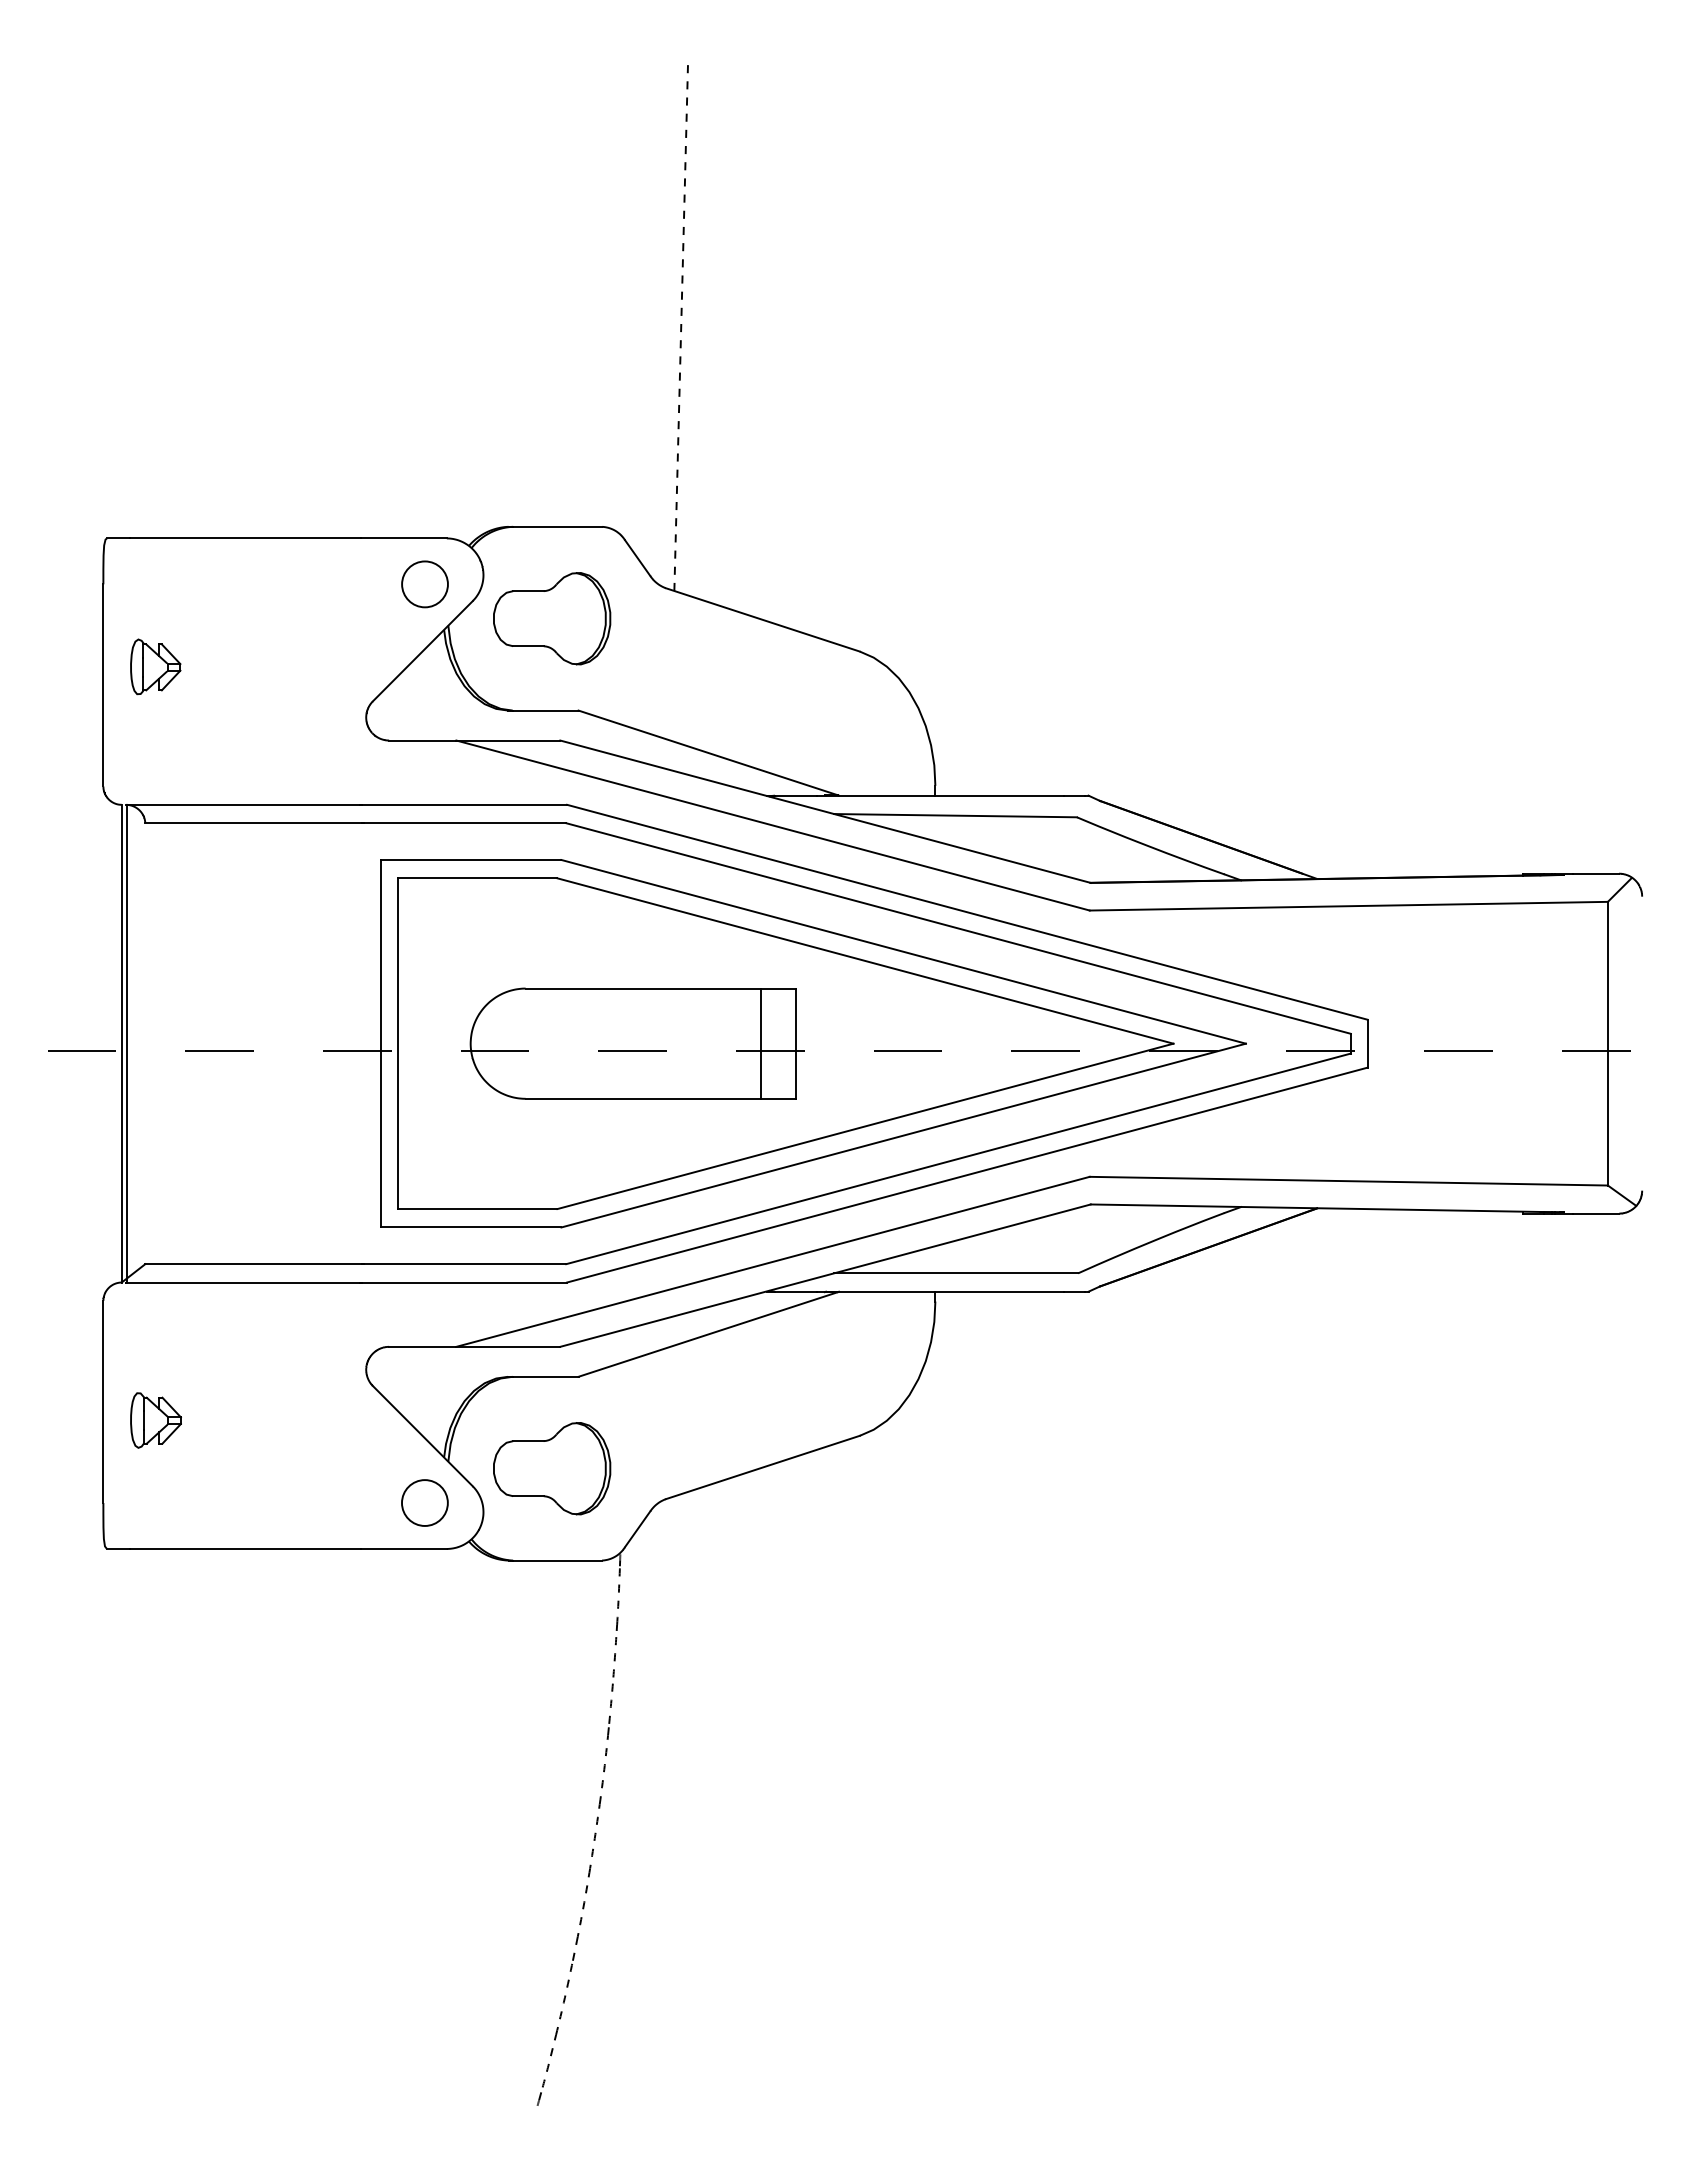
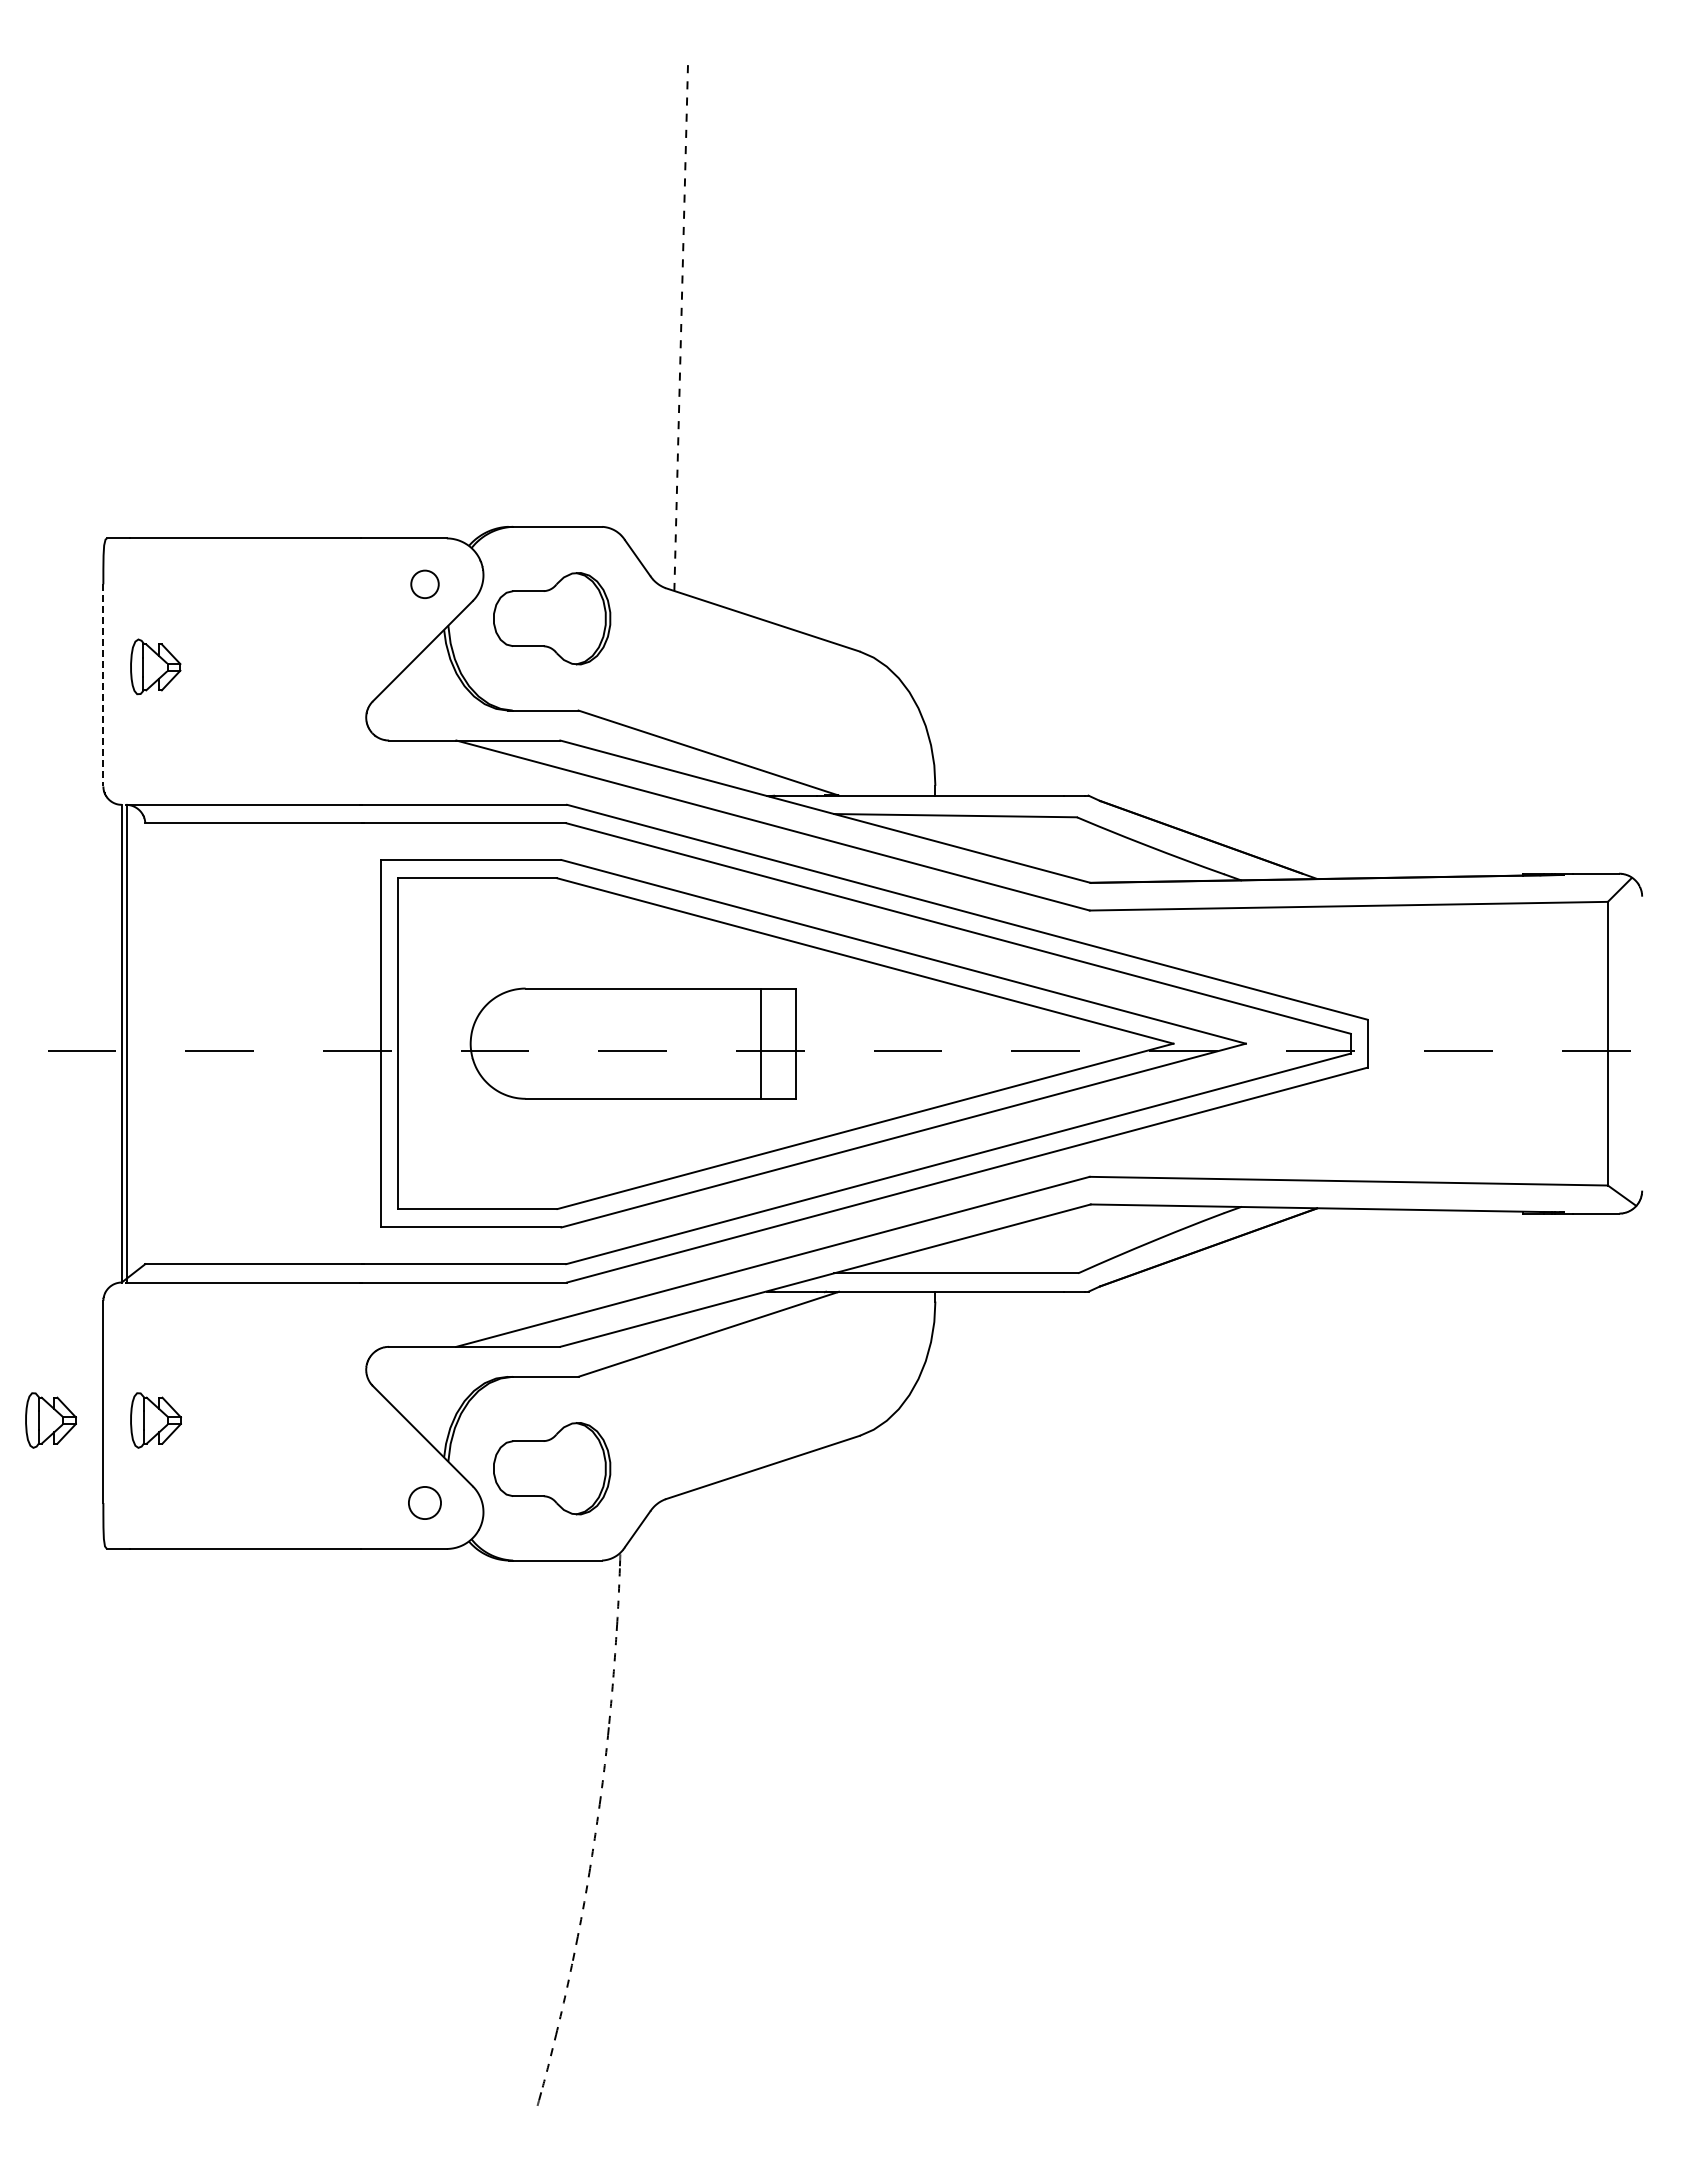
circle diameter: 46 px -> 28 px (424, 584)
line: solid -> dashed (103, 685)
part: none -> present (50, 1420)
circle size: 48x48 px -> 34x34 px (424, 1502)
